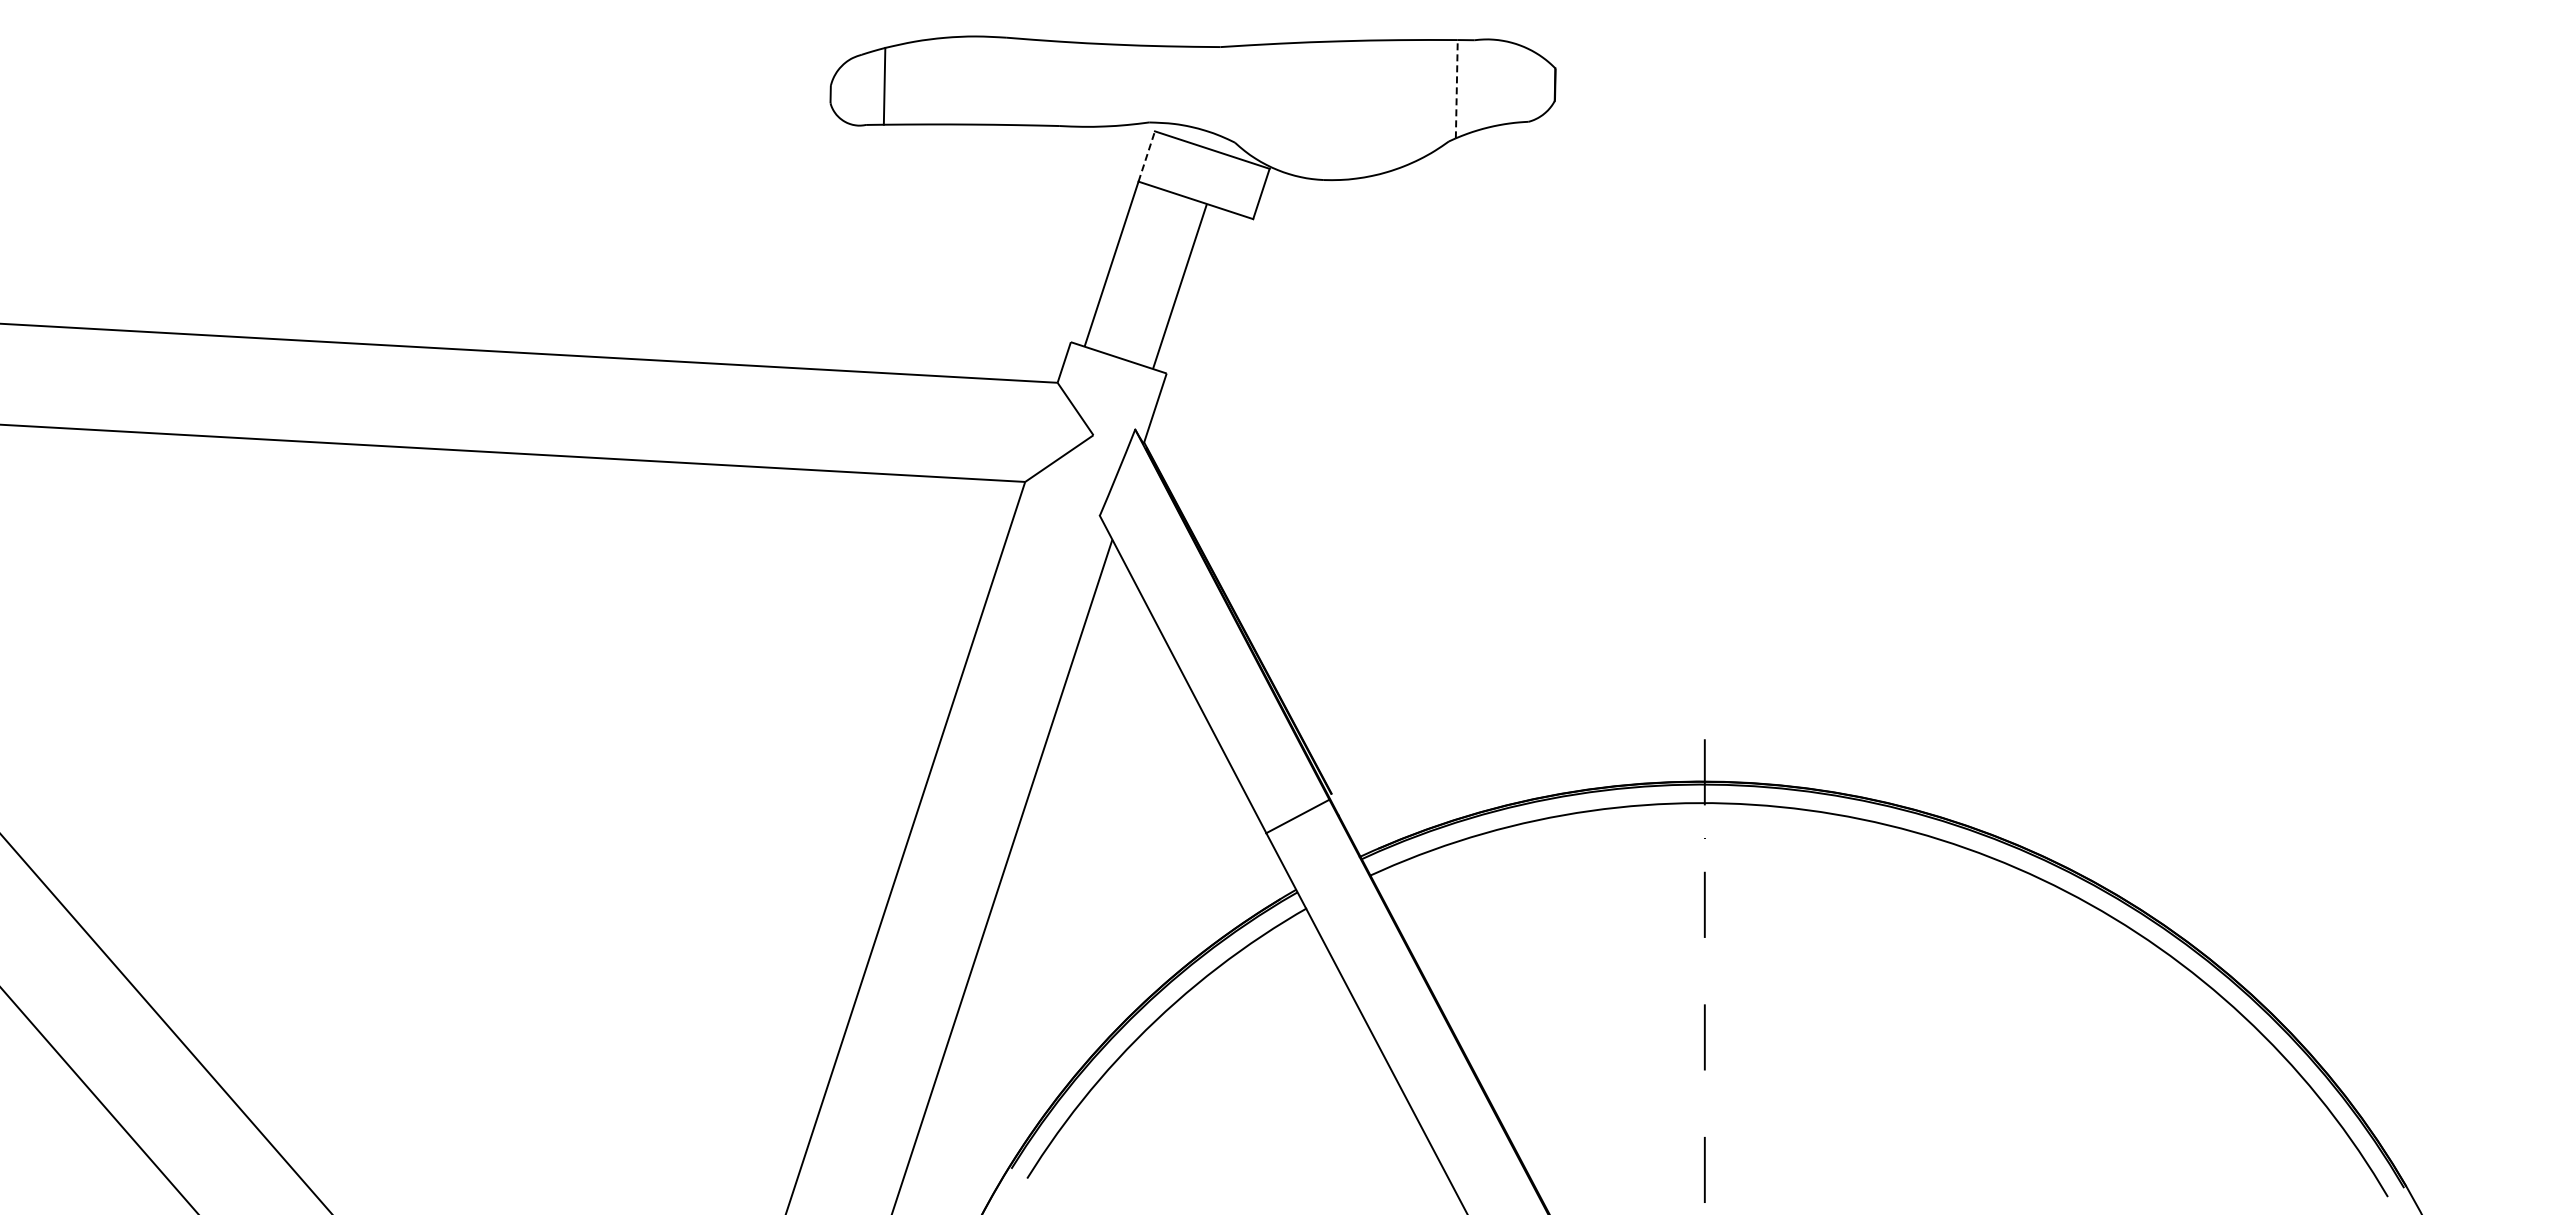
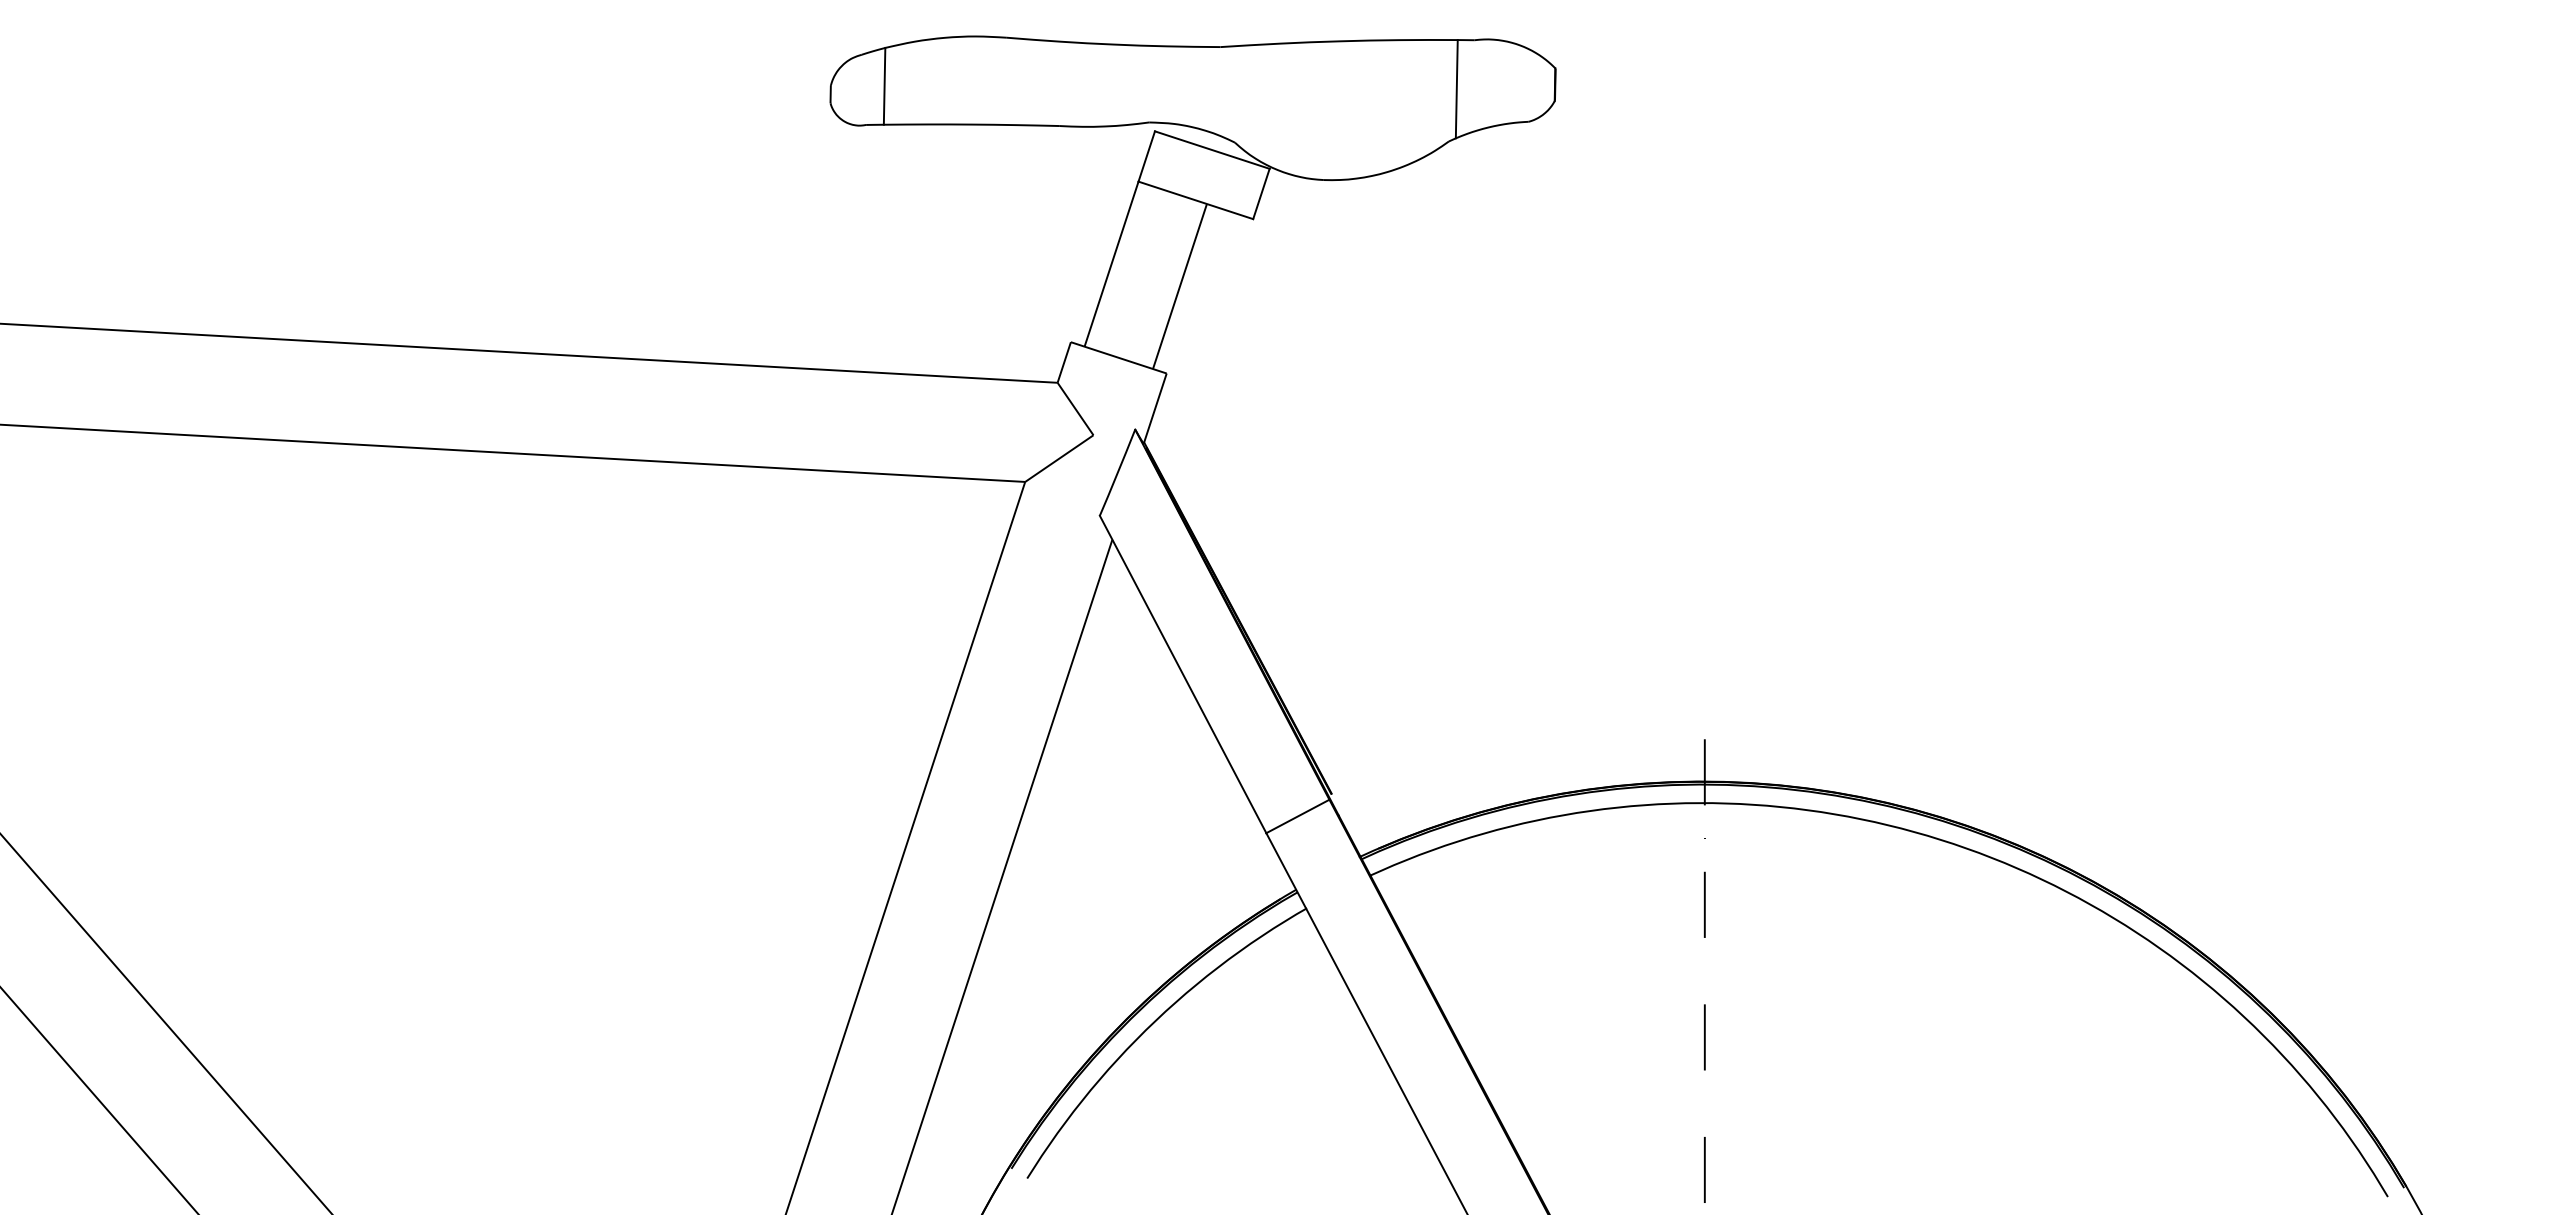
line: dashed -> solid (1456, 88)
line: dashed -> solid (1146, 156)
